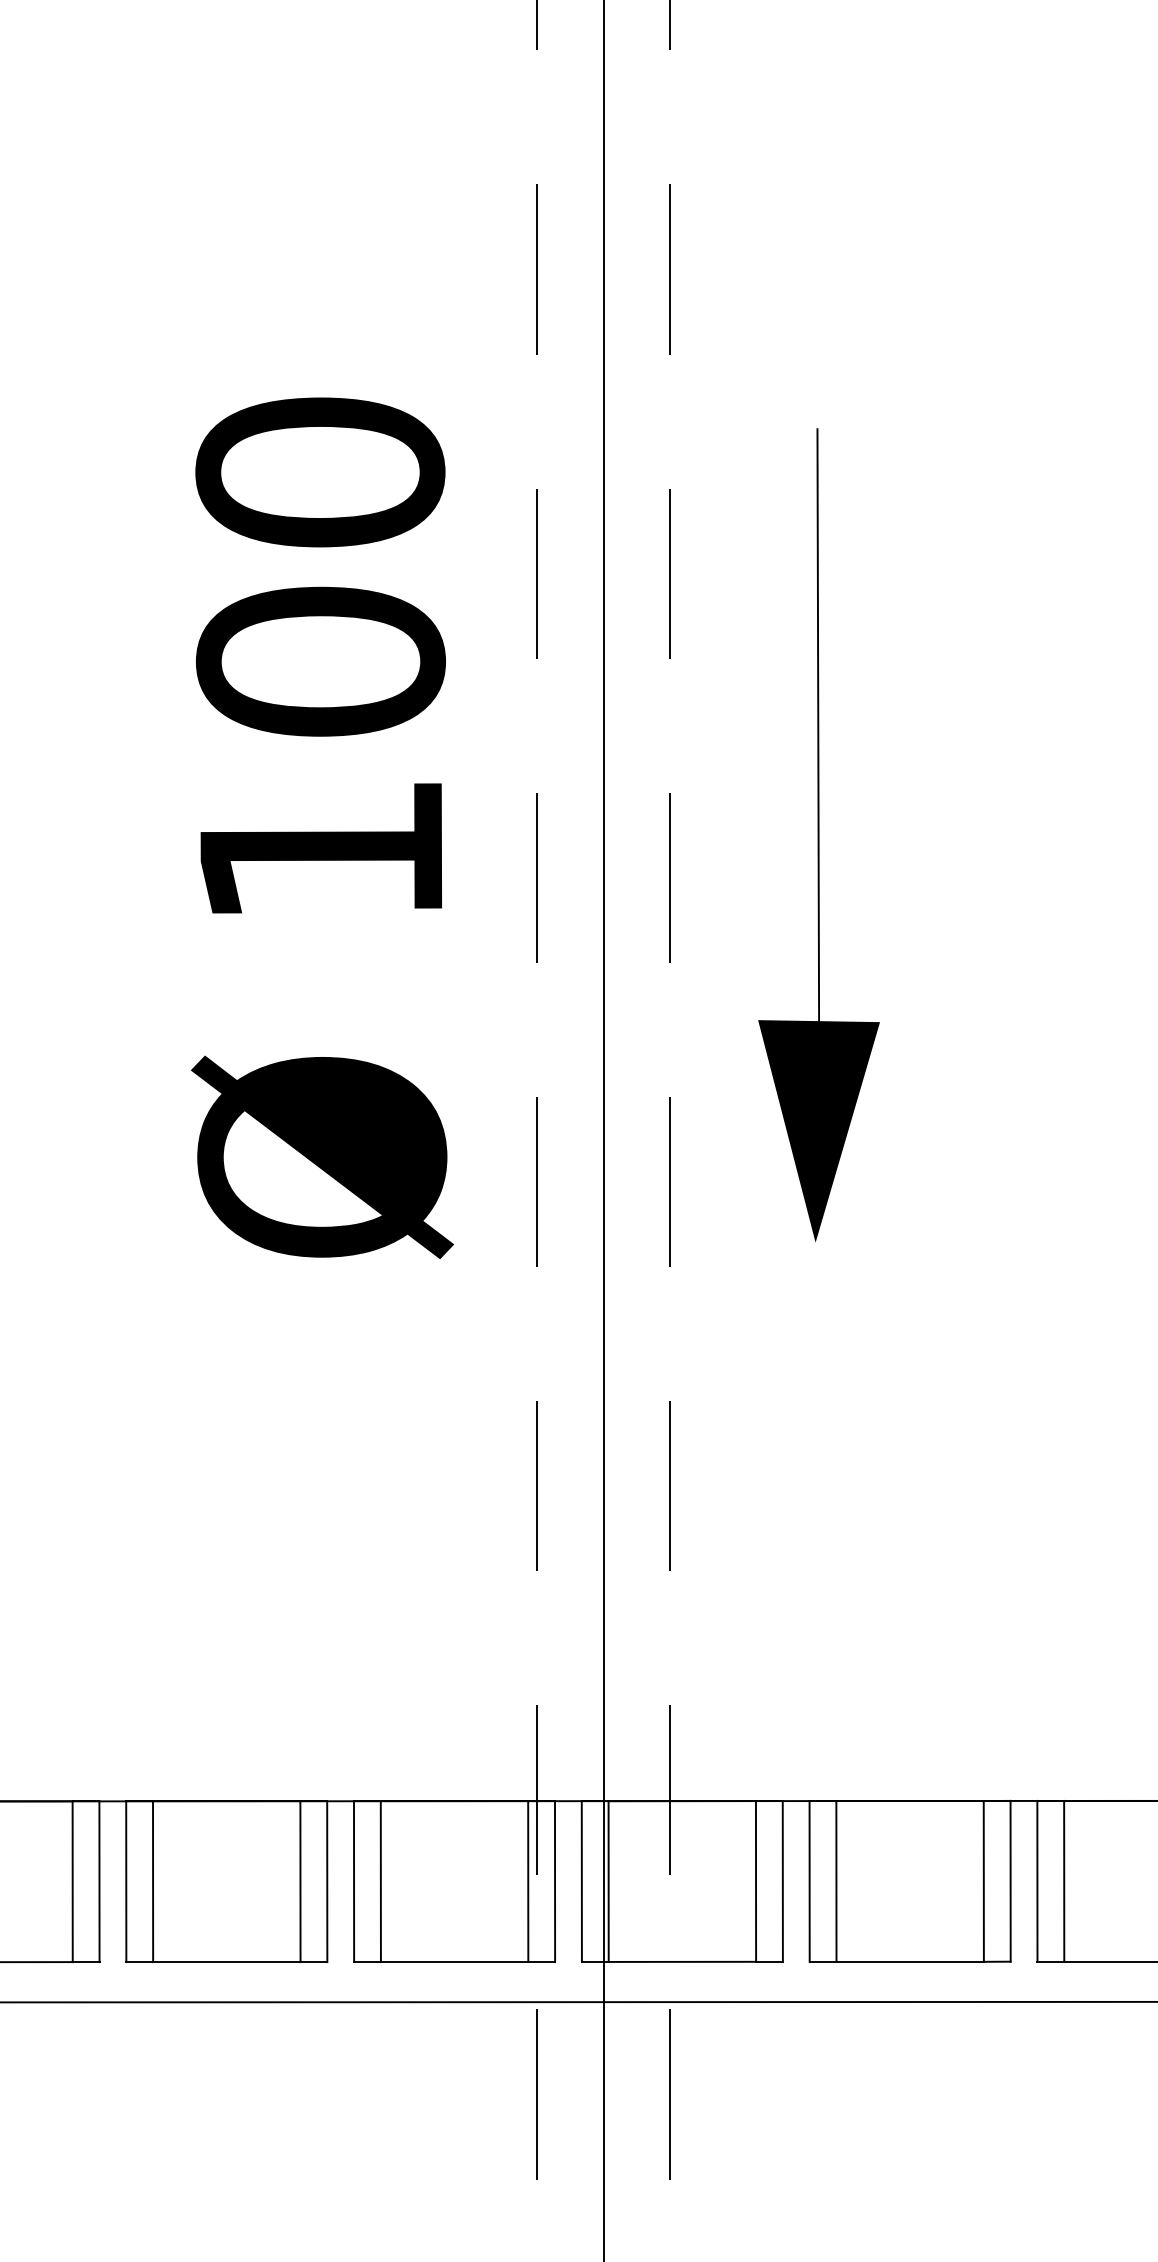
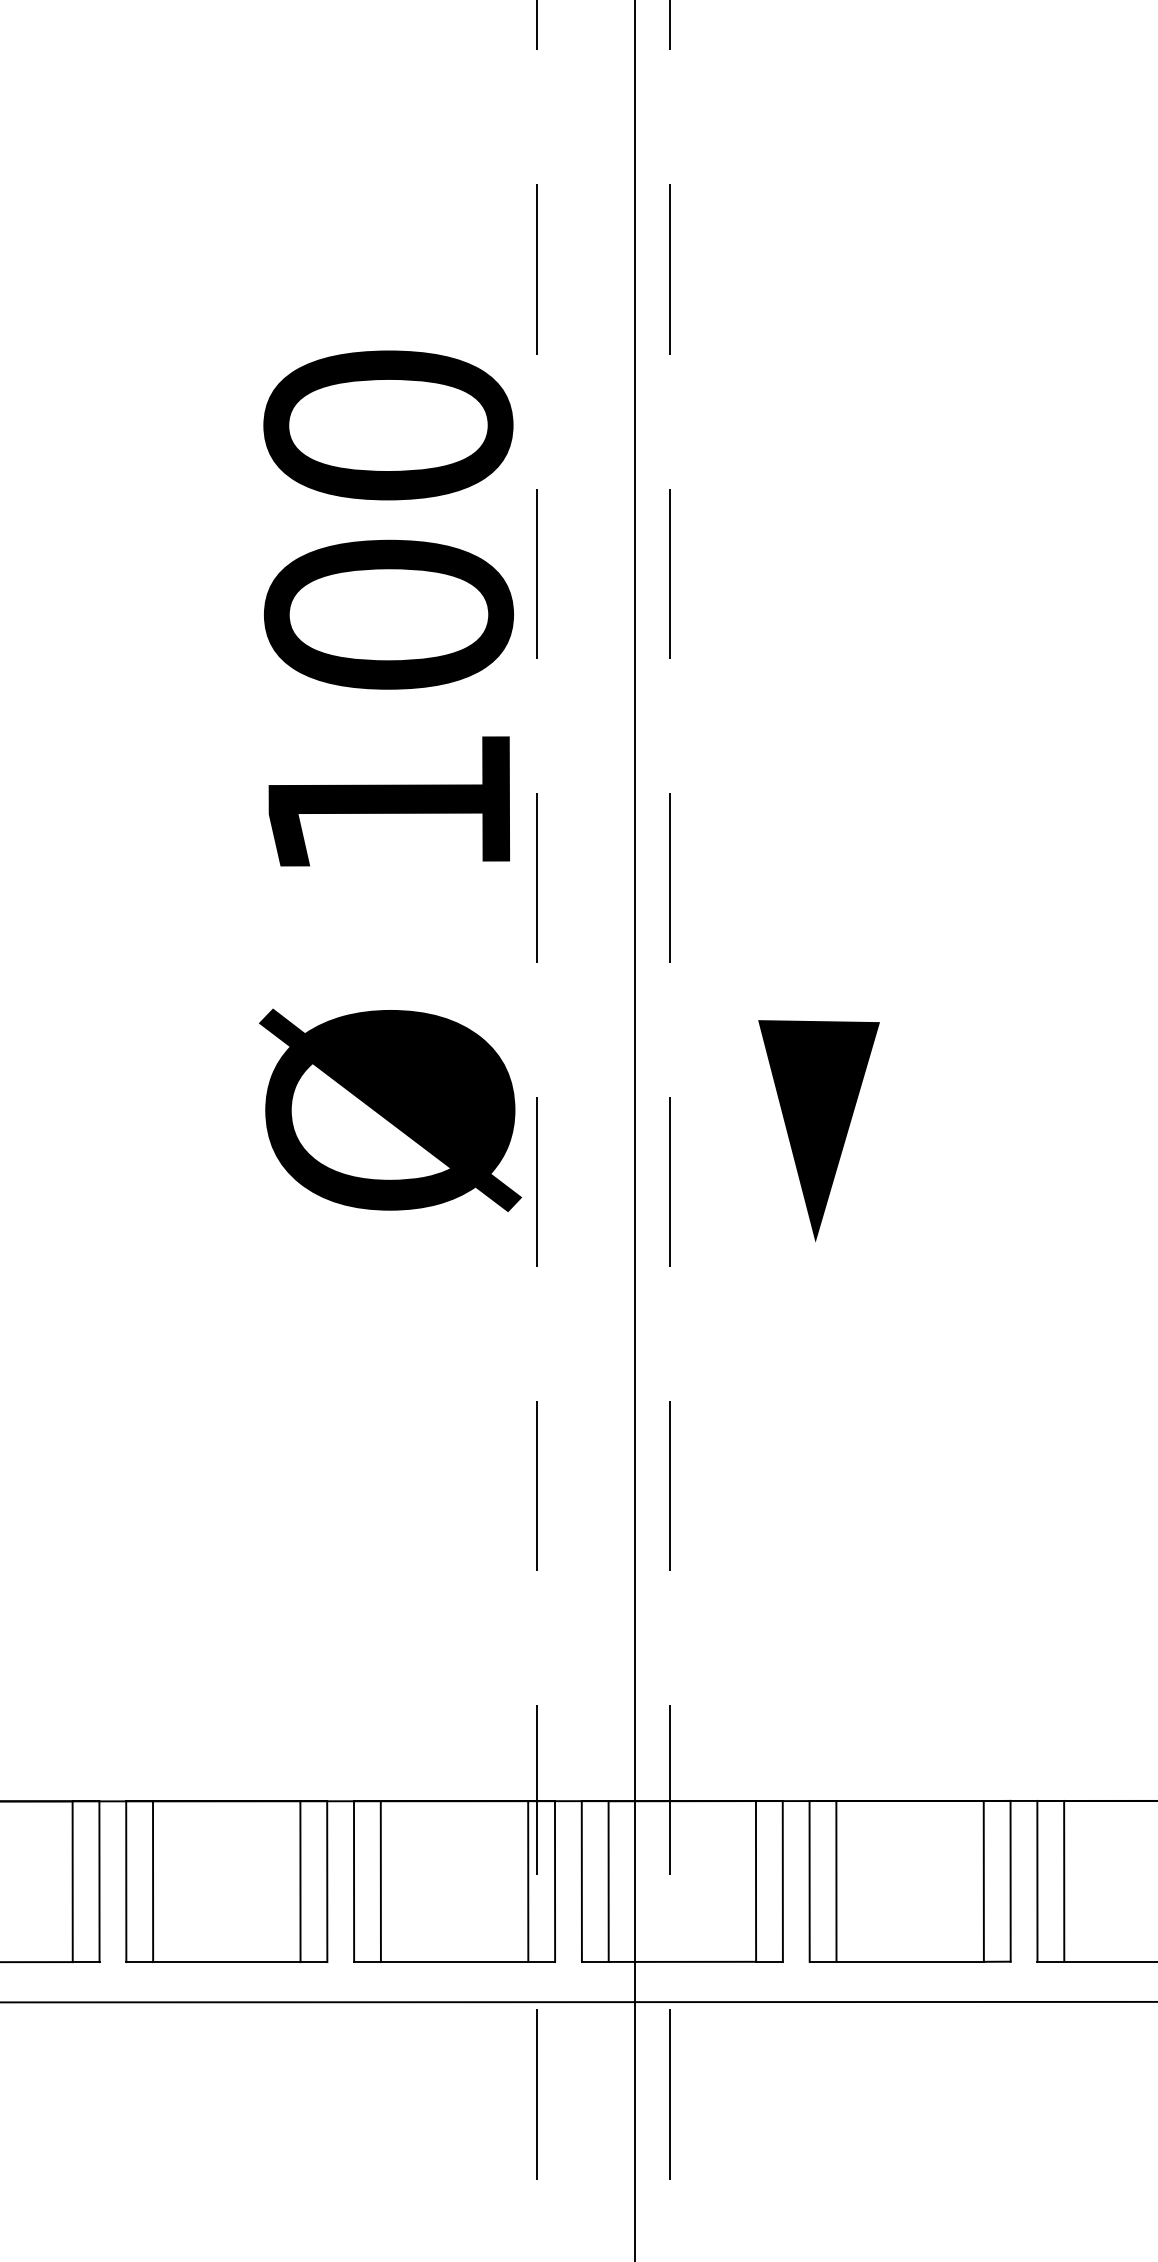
line: present -> none (818, 725)
text position: (322, 827) -> (390, 780) (390, 780)
line position: (603, 1130) -> (634, 1130) (634, 1130)
